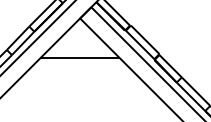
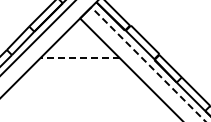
line: solid -> dashed (80, 58)
line: solid -> dashed (148, 64)
